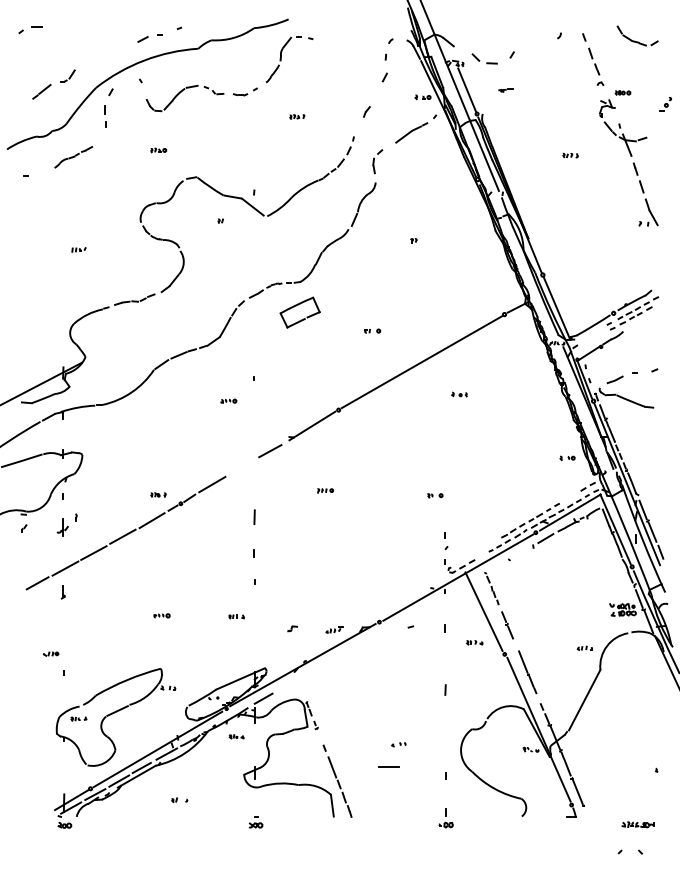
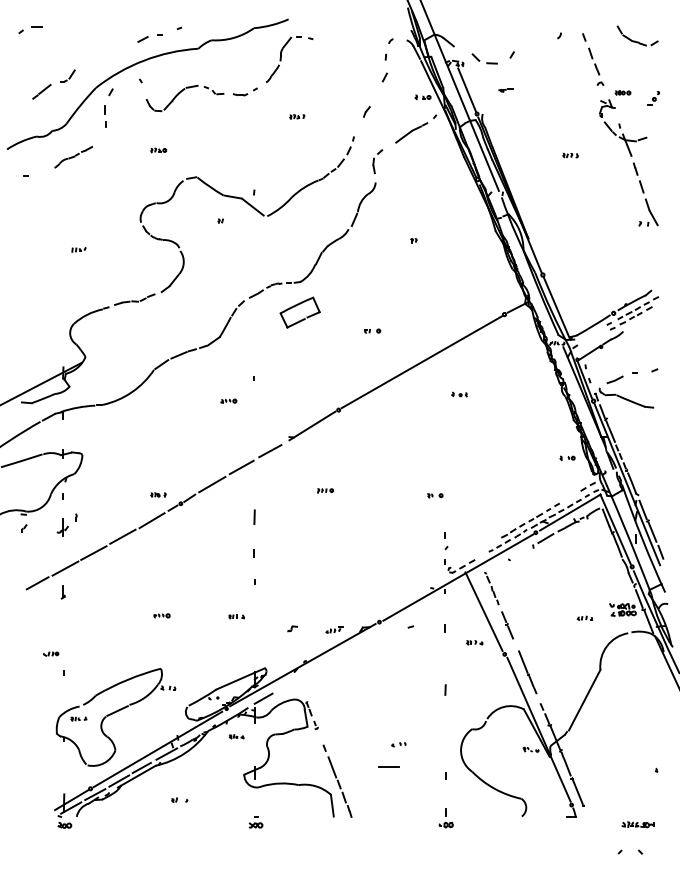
part position: (665, 104) -> (653, 98) (653, 98)
line: none -> present (241, 467)
part position: (584, 647) -> (584, 617) (584, 617)
